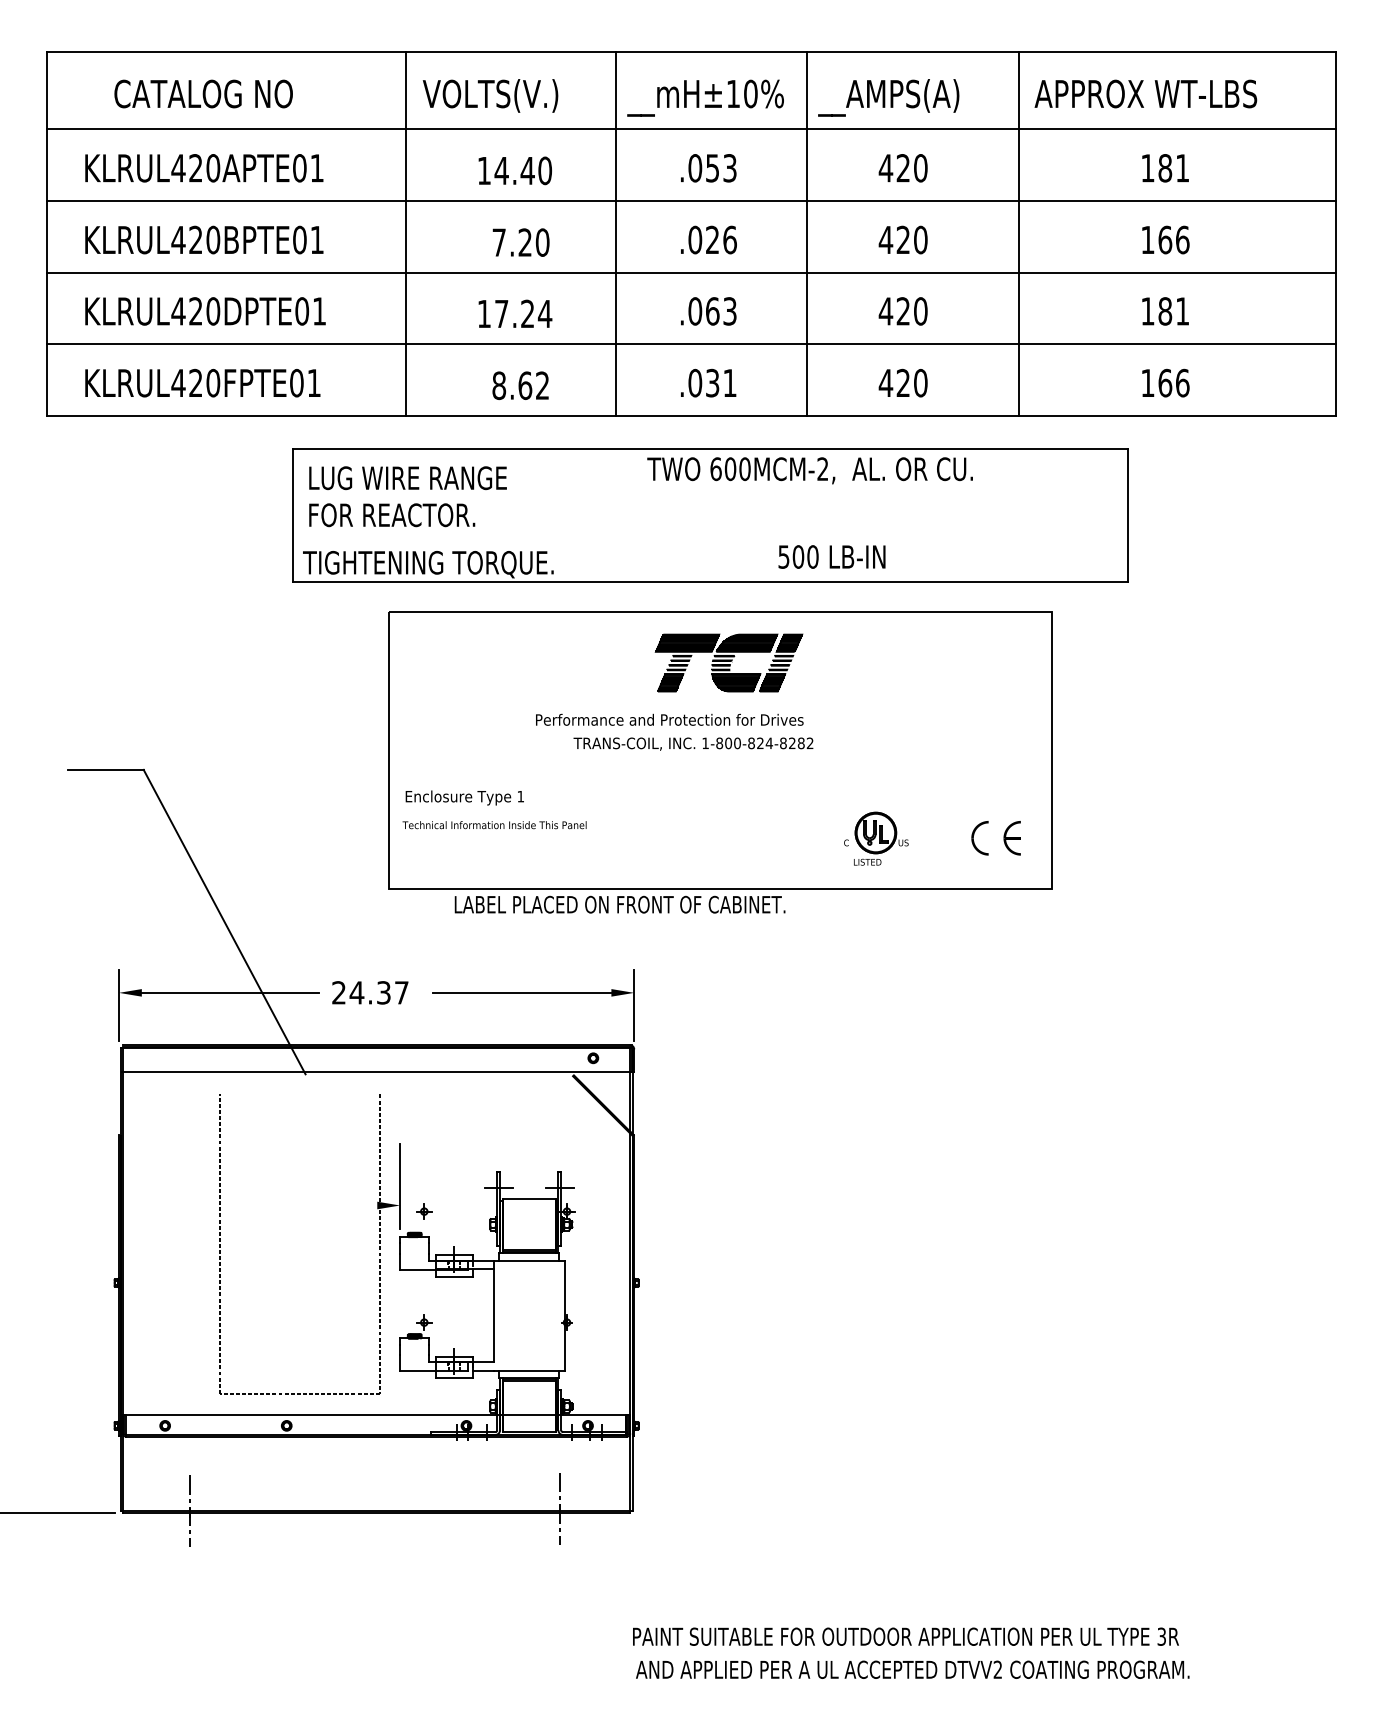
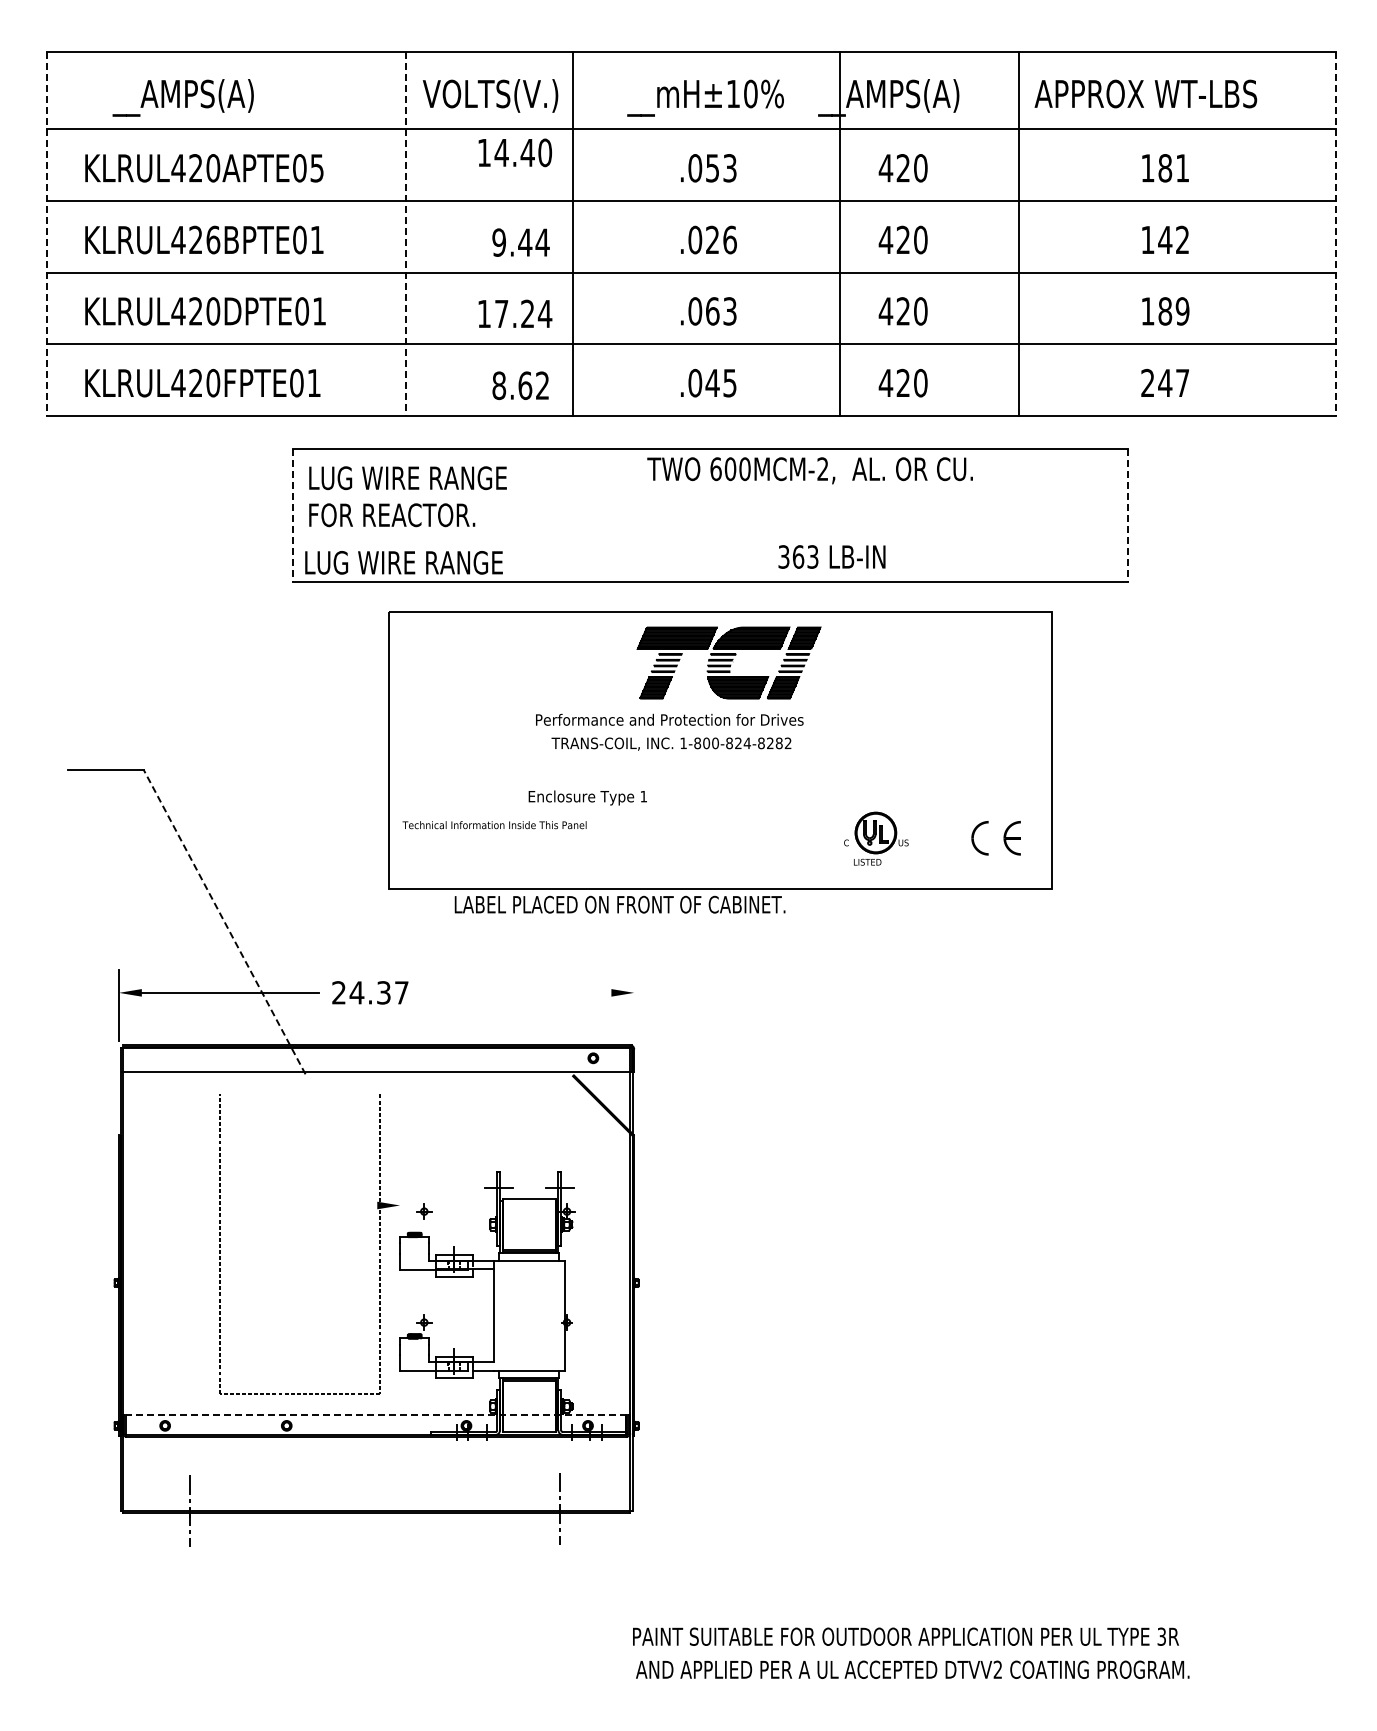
text: CATALOG NO -> __AMPS(A) (202, 97)
text: KLRUL420APTE01 -> KLRUL420APTE05 (316, 168)
text position: (514, 170) -> (514, 152) (514, 152)
line: solid -> dashed (46, 233)
line: solid -> dashed (405, 233)
line position: (615, 233) -> (572, 233) (572, 233)
line position: (806, 233) -> (839, 233) (839, 233)
line: solid -> dashed (1335, 233)
text: KLRUL420BPTE01 -> KLRUL426BPTE01 (213, 239)
text: 166 -> 142 (1173, 239)
text: 7.20 -> 9.44 (520, 242)
text: 181 -> 189 (1182, 311)
text: .031 -> .045 (720, 382)
text: 166 -> 247 (1165, 382)
line: solid -> dashed (293, 515)
line: solid -> dashed (1128, 515)
text: 500 -> 363 (798, 556)
text: TIGHTENING TORQUE. -> LUG WIRE RANGE (428, 564)
part size: 150x60 px -> 186x74 px (728, 662)
text position: (693, 743) -> (671, 743) (671, 743)
text position: (464, 797) -> (587, 797) (587, 797)
line: solid -> dashed (224, 921)
line: present -> none (521, 992)
line: present -> none (634, 1005)
line: present -> none (400, 1185)
line: solid -> dashed (376, 1415)
line: present -> none (58, 1512)
